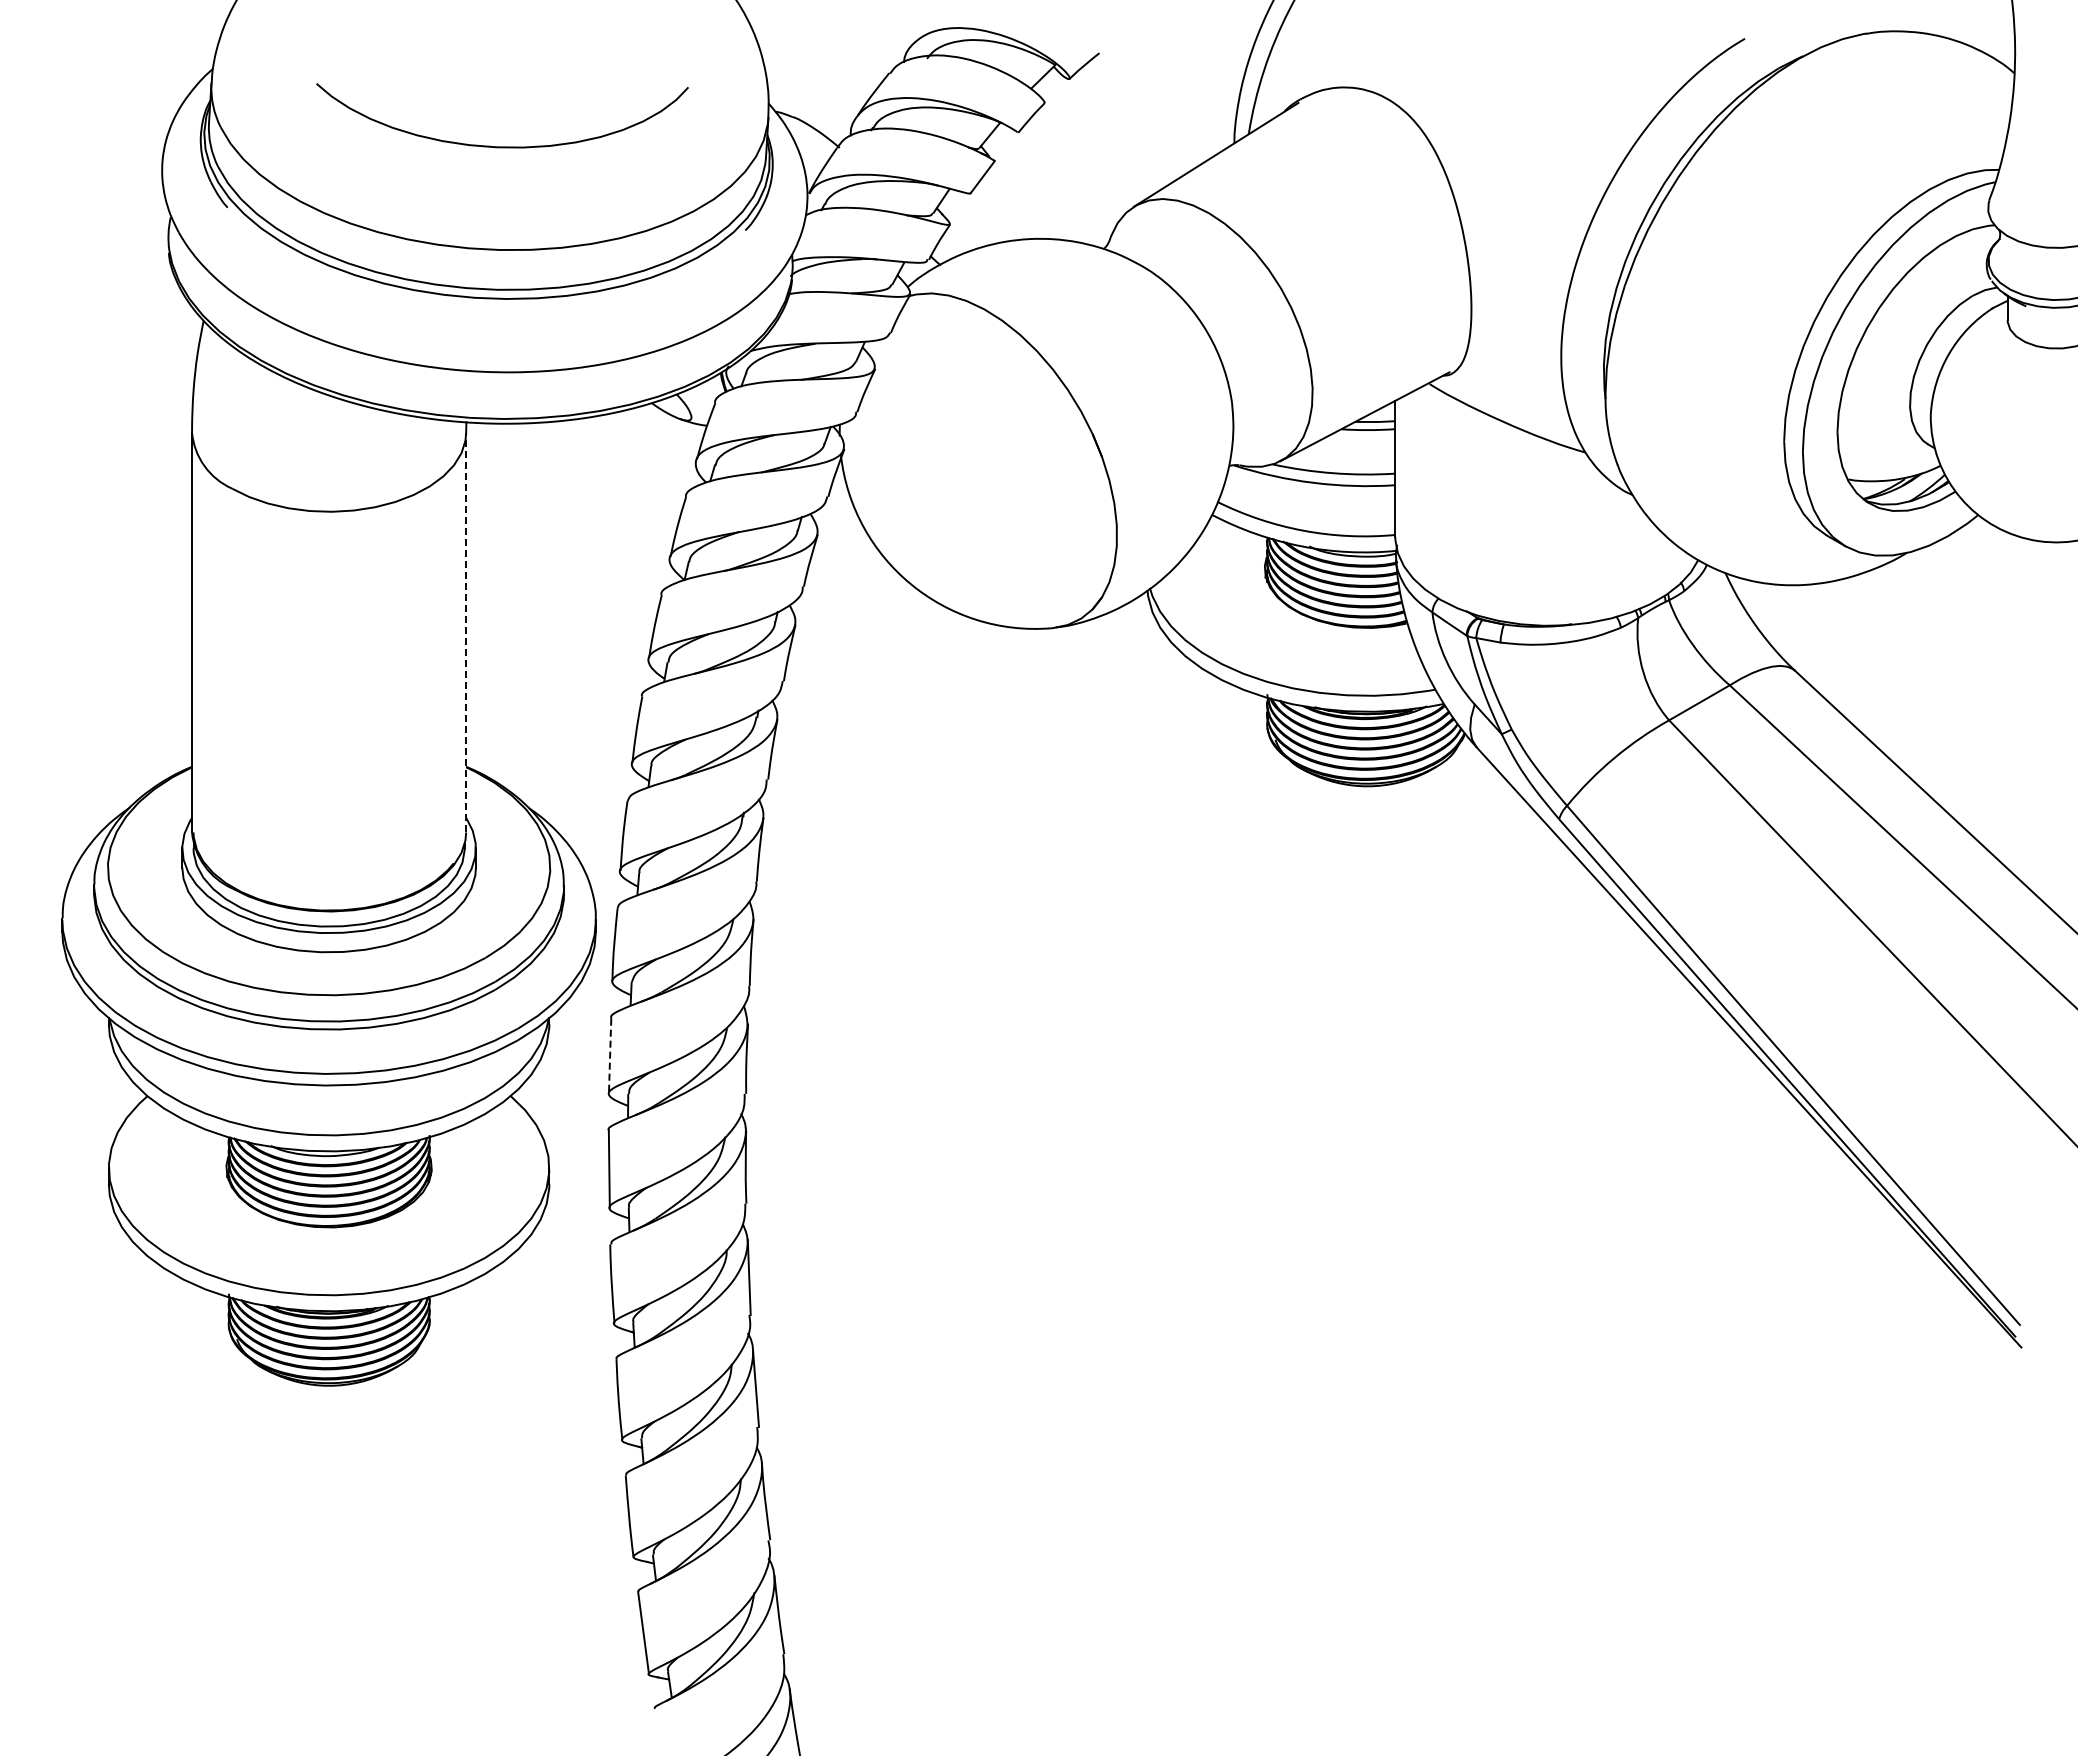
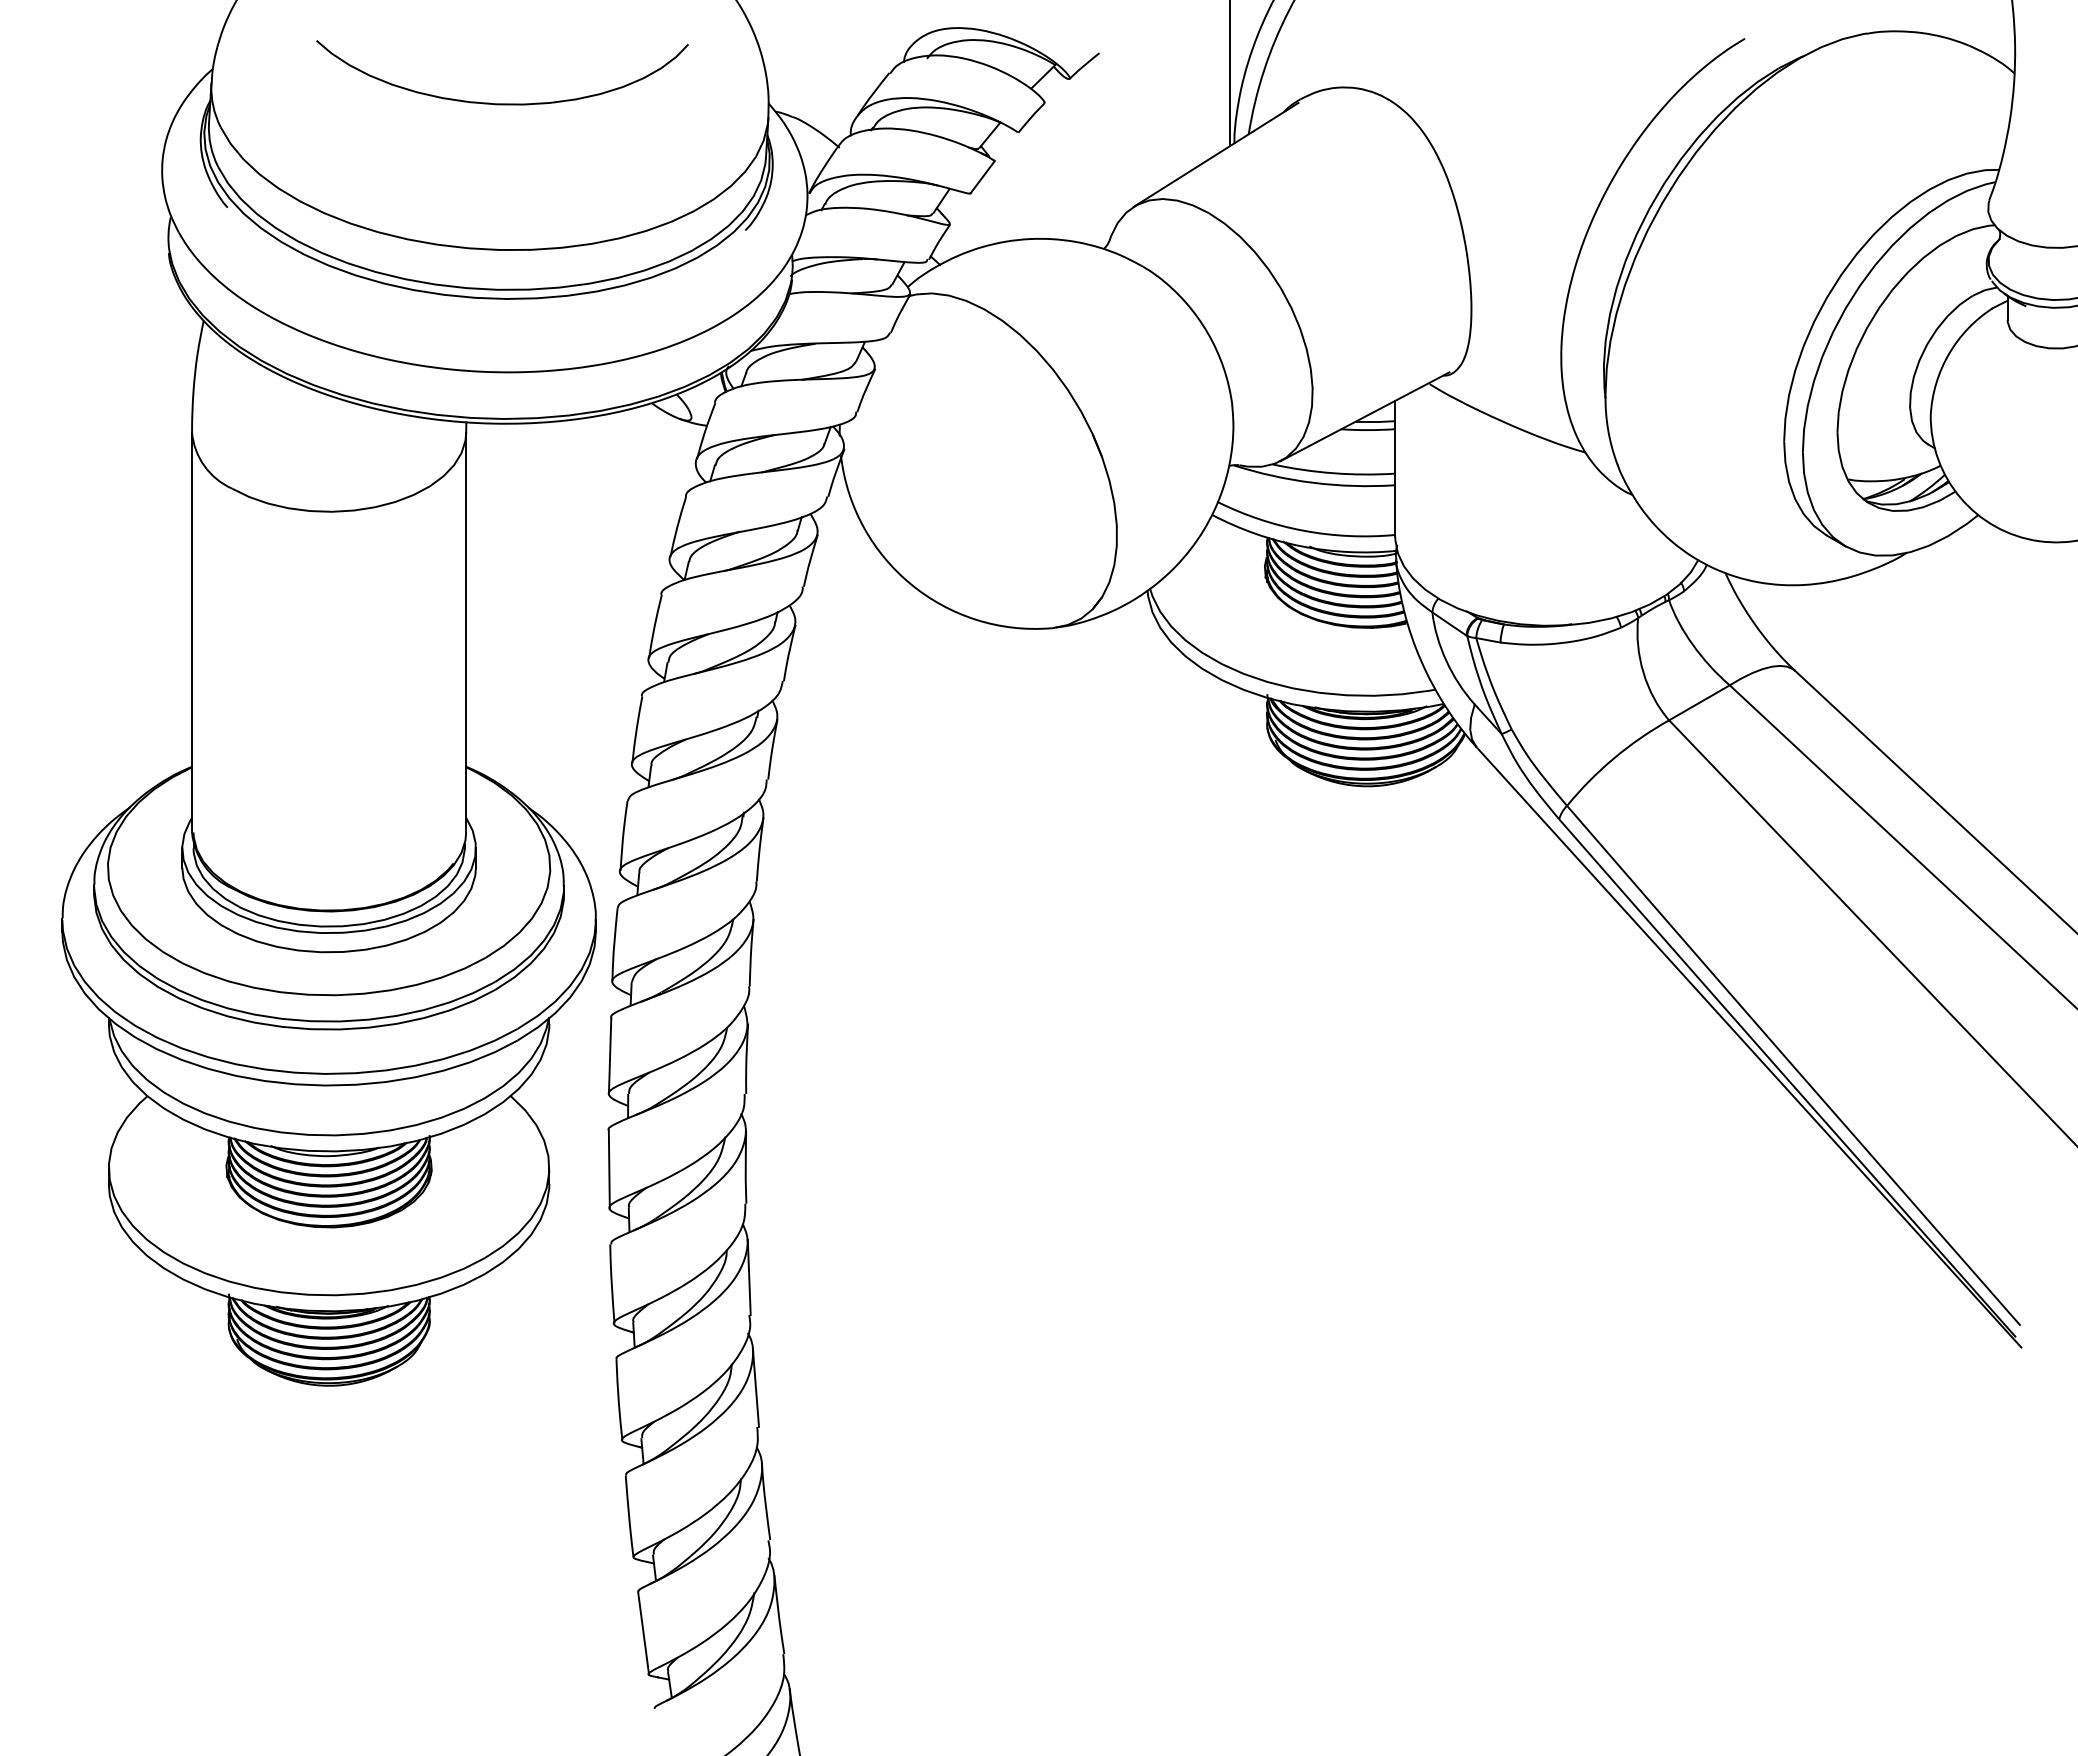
line: none -> present (1230, 73)
curve position: (502, 146) -> (502, 103) (502, 103)
line: dashed -> solid (466, 632)
line: dashed -> solid (610, 1056)
